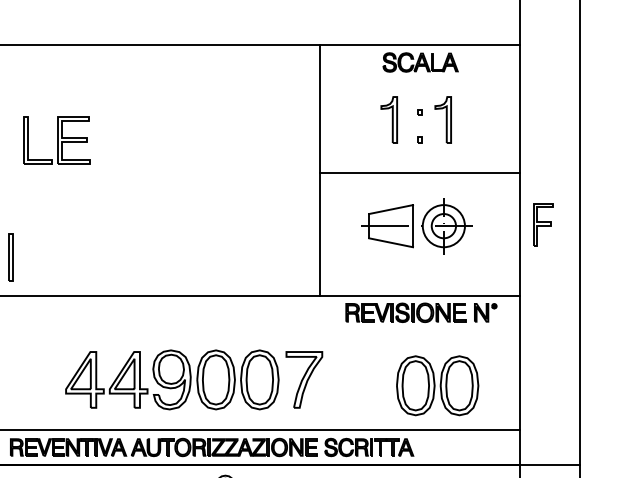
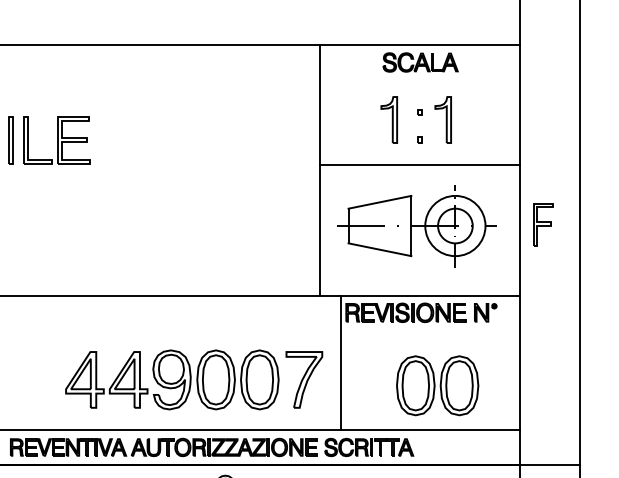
line position: (419, 173) -> (419, 165) (419, 165)
part size: 112x57 px -> 160x83 px (416, 226)
part position: (10, 257) -> (10, 140) (10, 140)
line: none -> present (340, 362)
